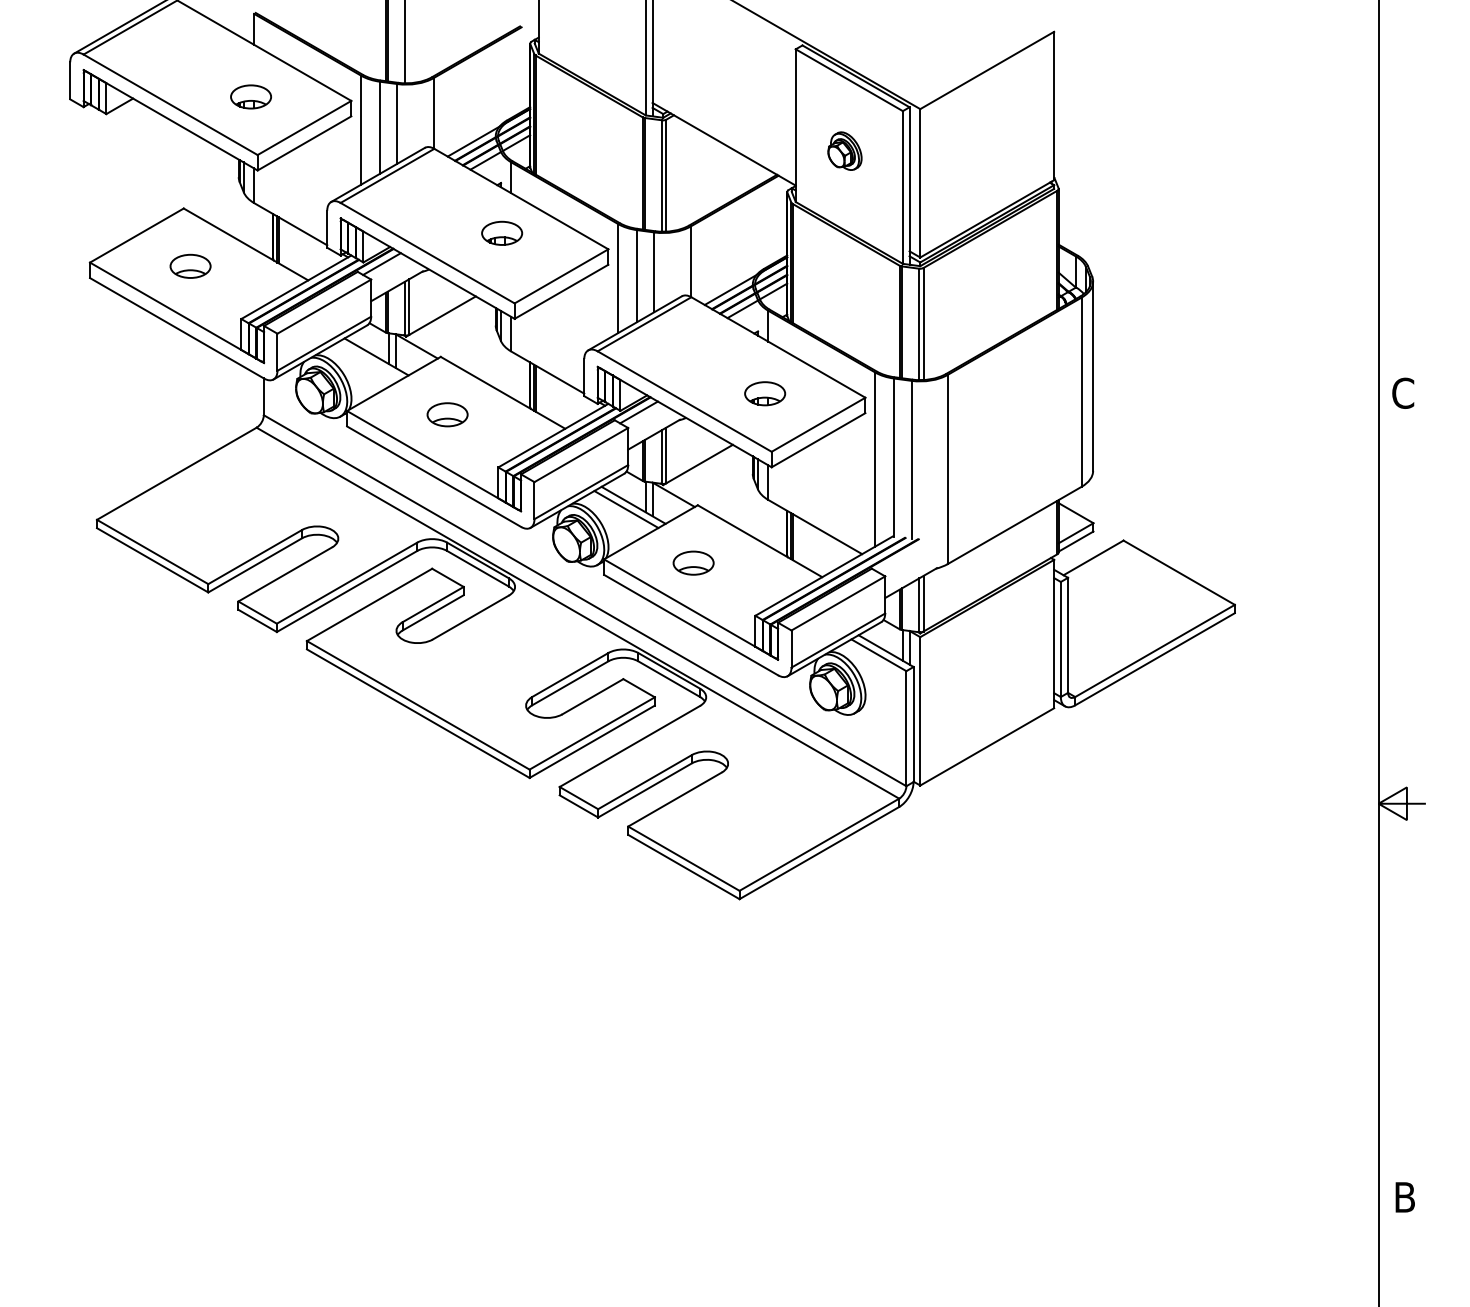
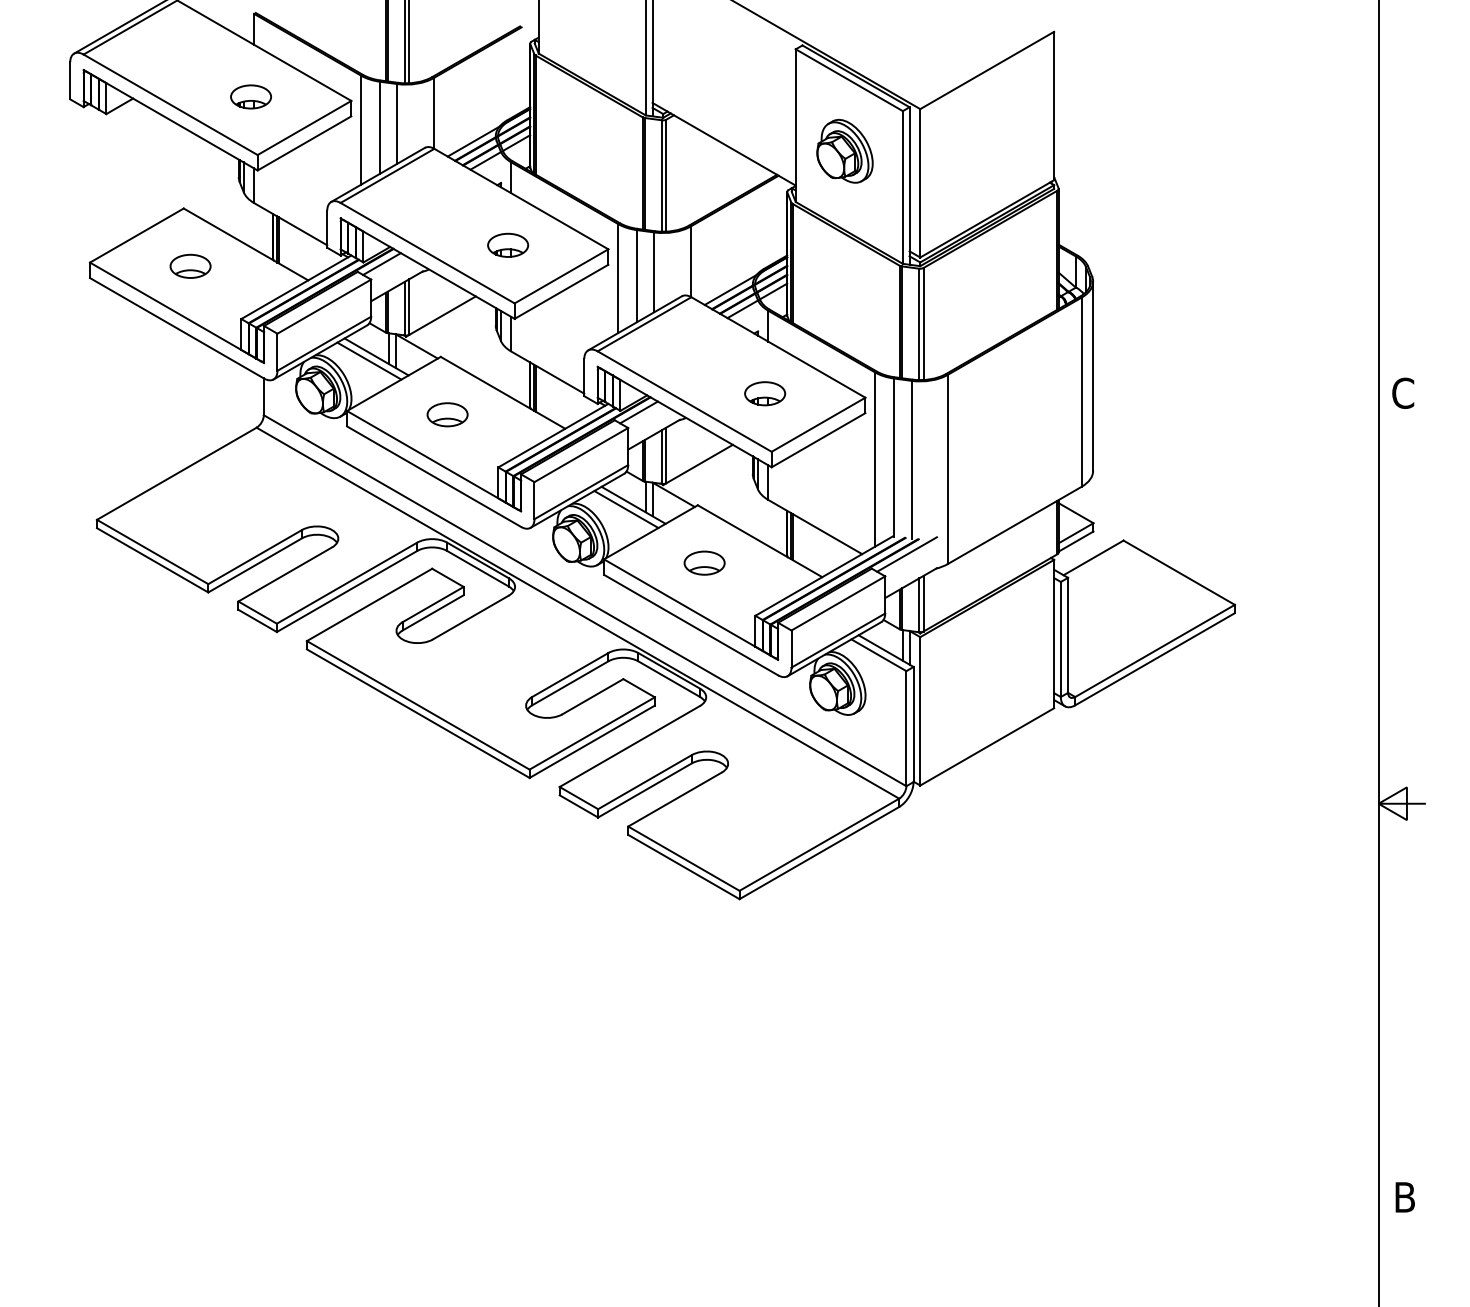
line: none -> present (409, 42)
part size: 36x40 px -> 58x66 px (844, 150)
part position: (502, 232) -> (508, 244) (508, 244)
line: none -> present (369, 360)
line: none -> present (906, 554)
part position: (693, 562) -> (704, 562) (704, 562)
